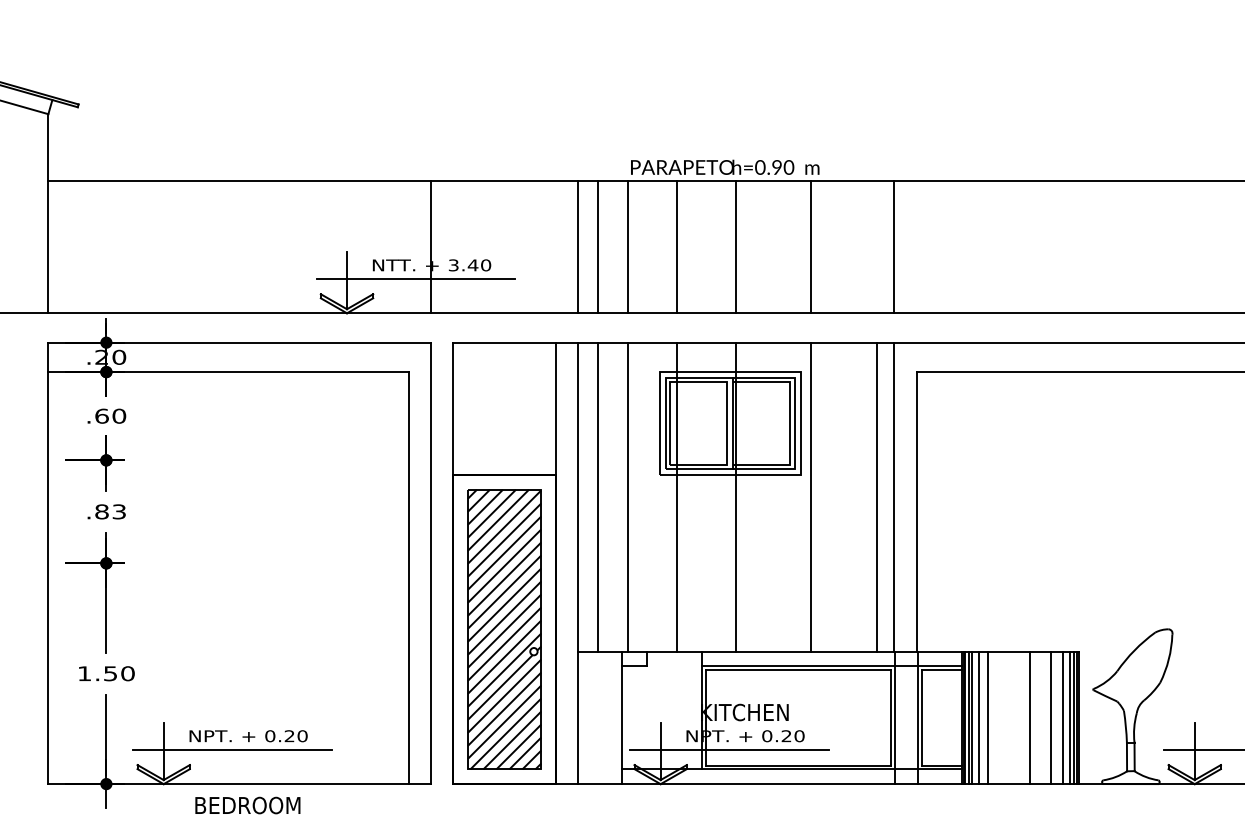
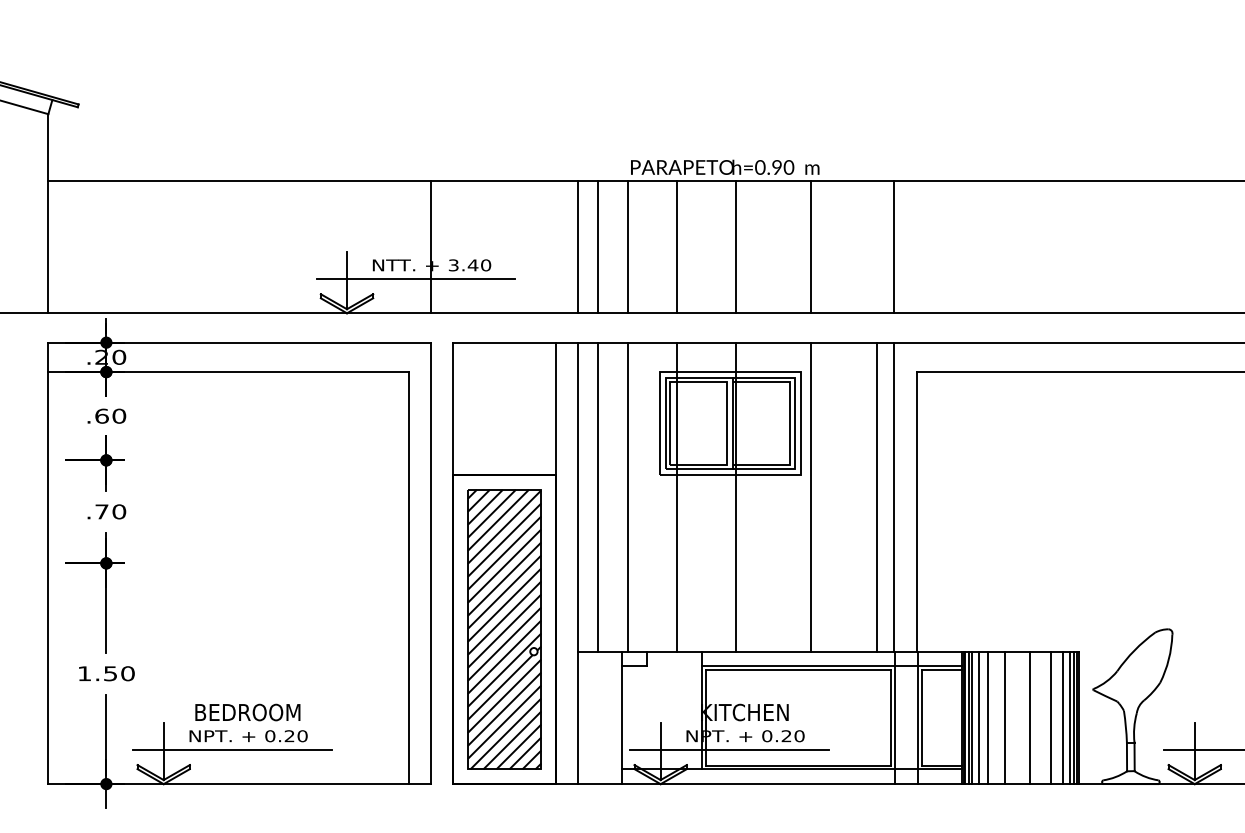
text: .83 -> .70 (110, 511)
line: none -> present (1005, 717)
text position: (247, 805) -> (247, 712) (247, 712)
